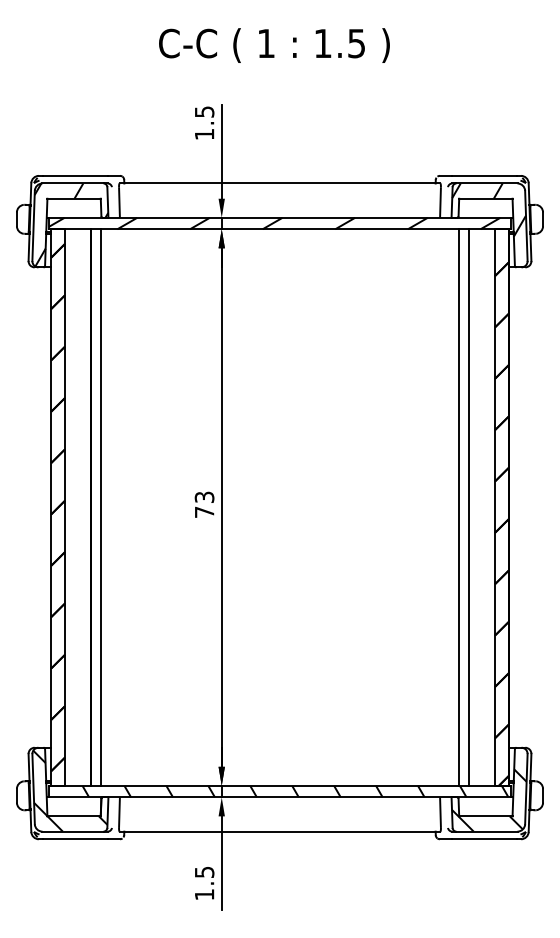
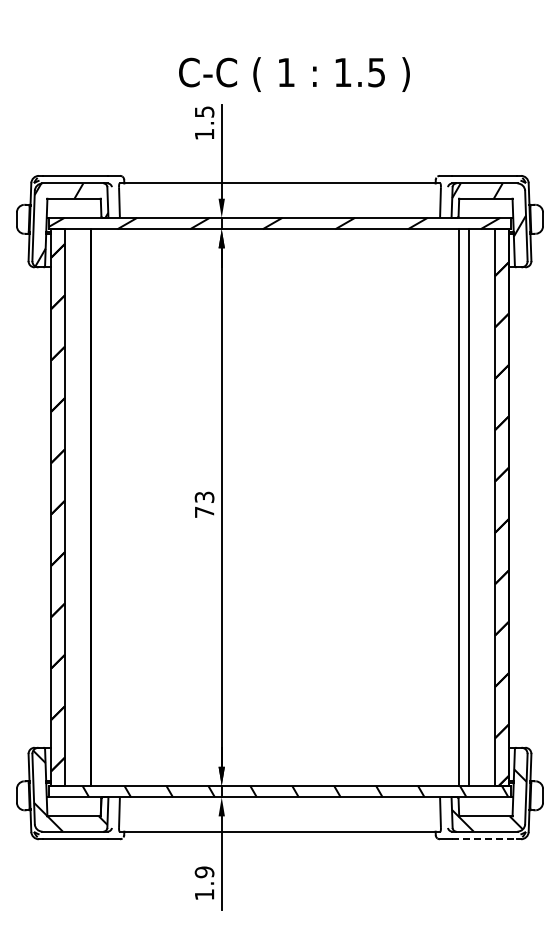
text position: (274, 45) -> (294, 74) (294, 74)
line: present -> none (100, 507)
line: solid -> dashed (484, 839)
text: 1.5 -> 1.9 (204, 872)
